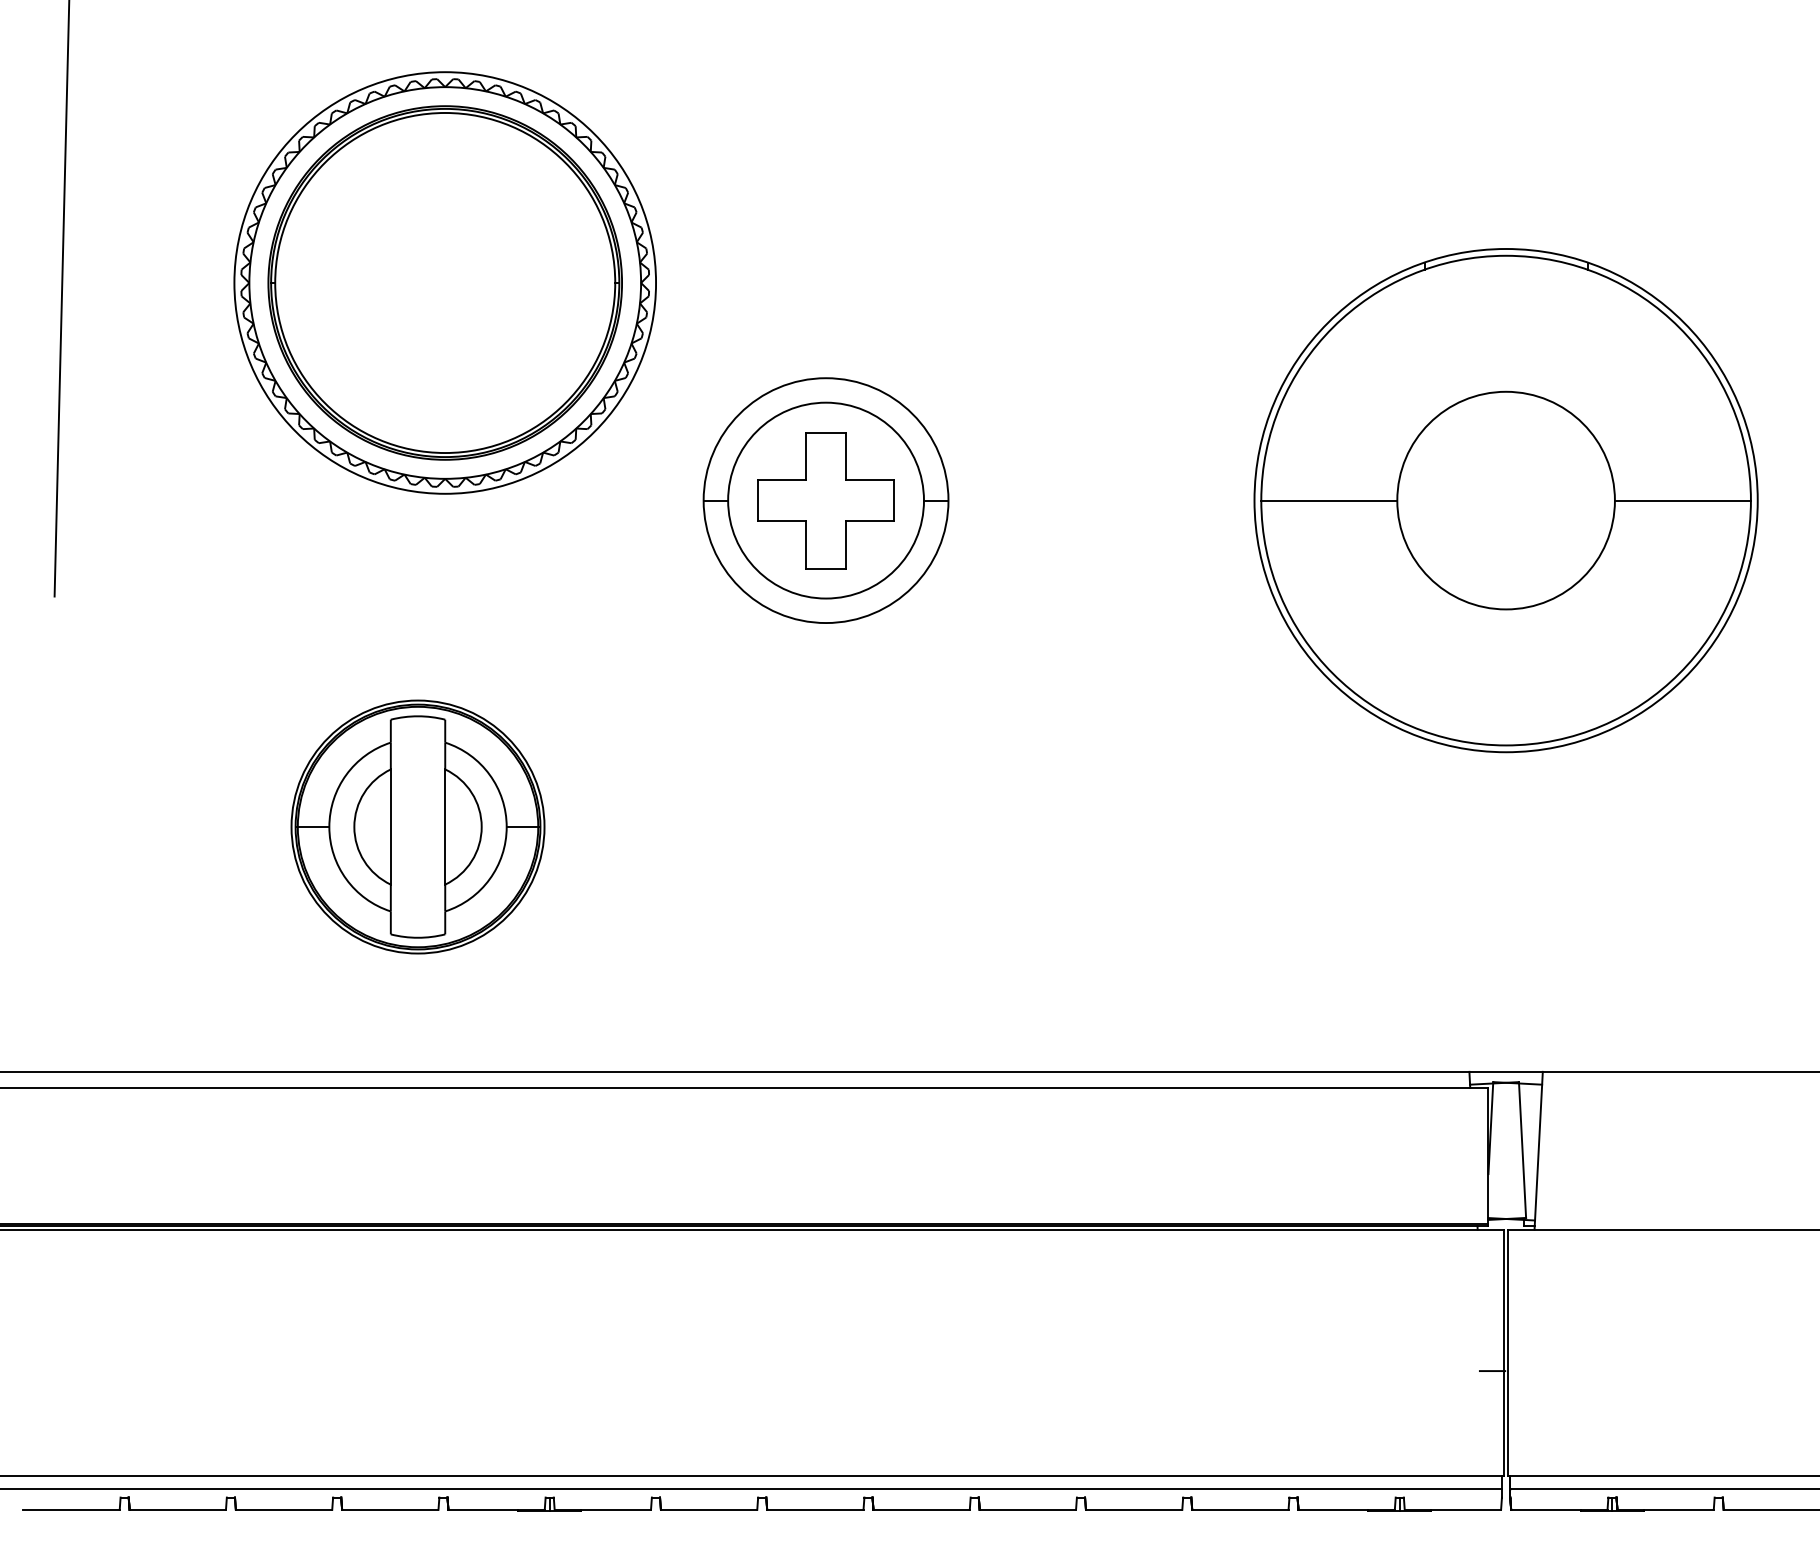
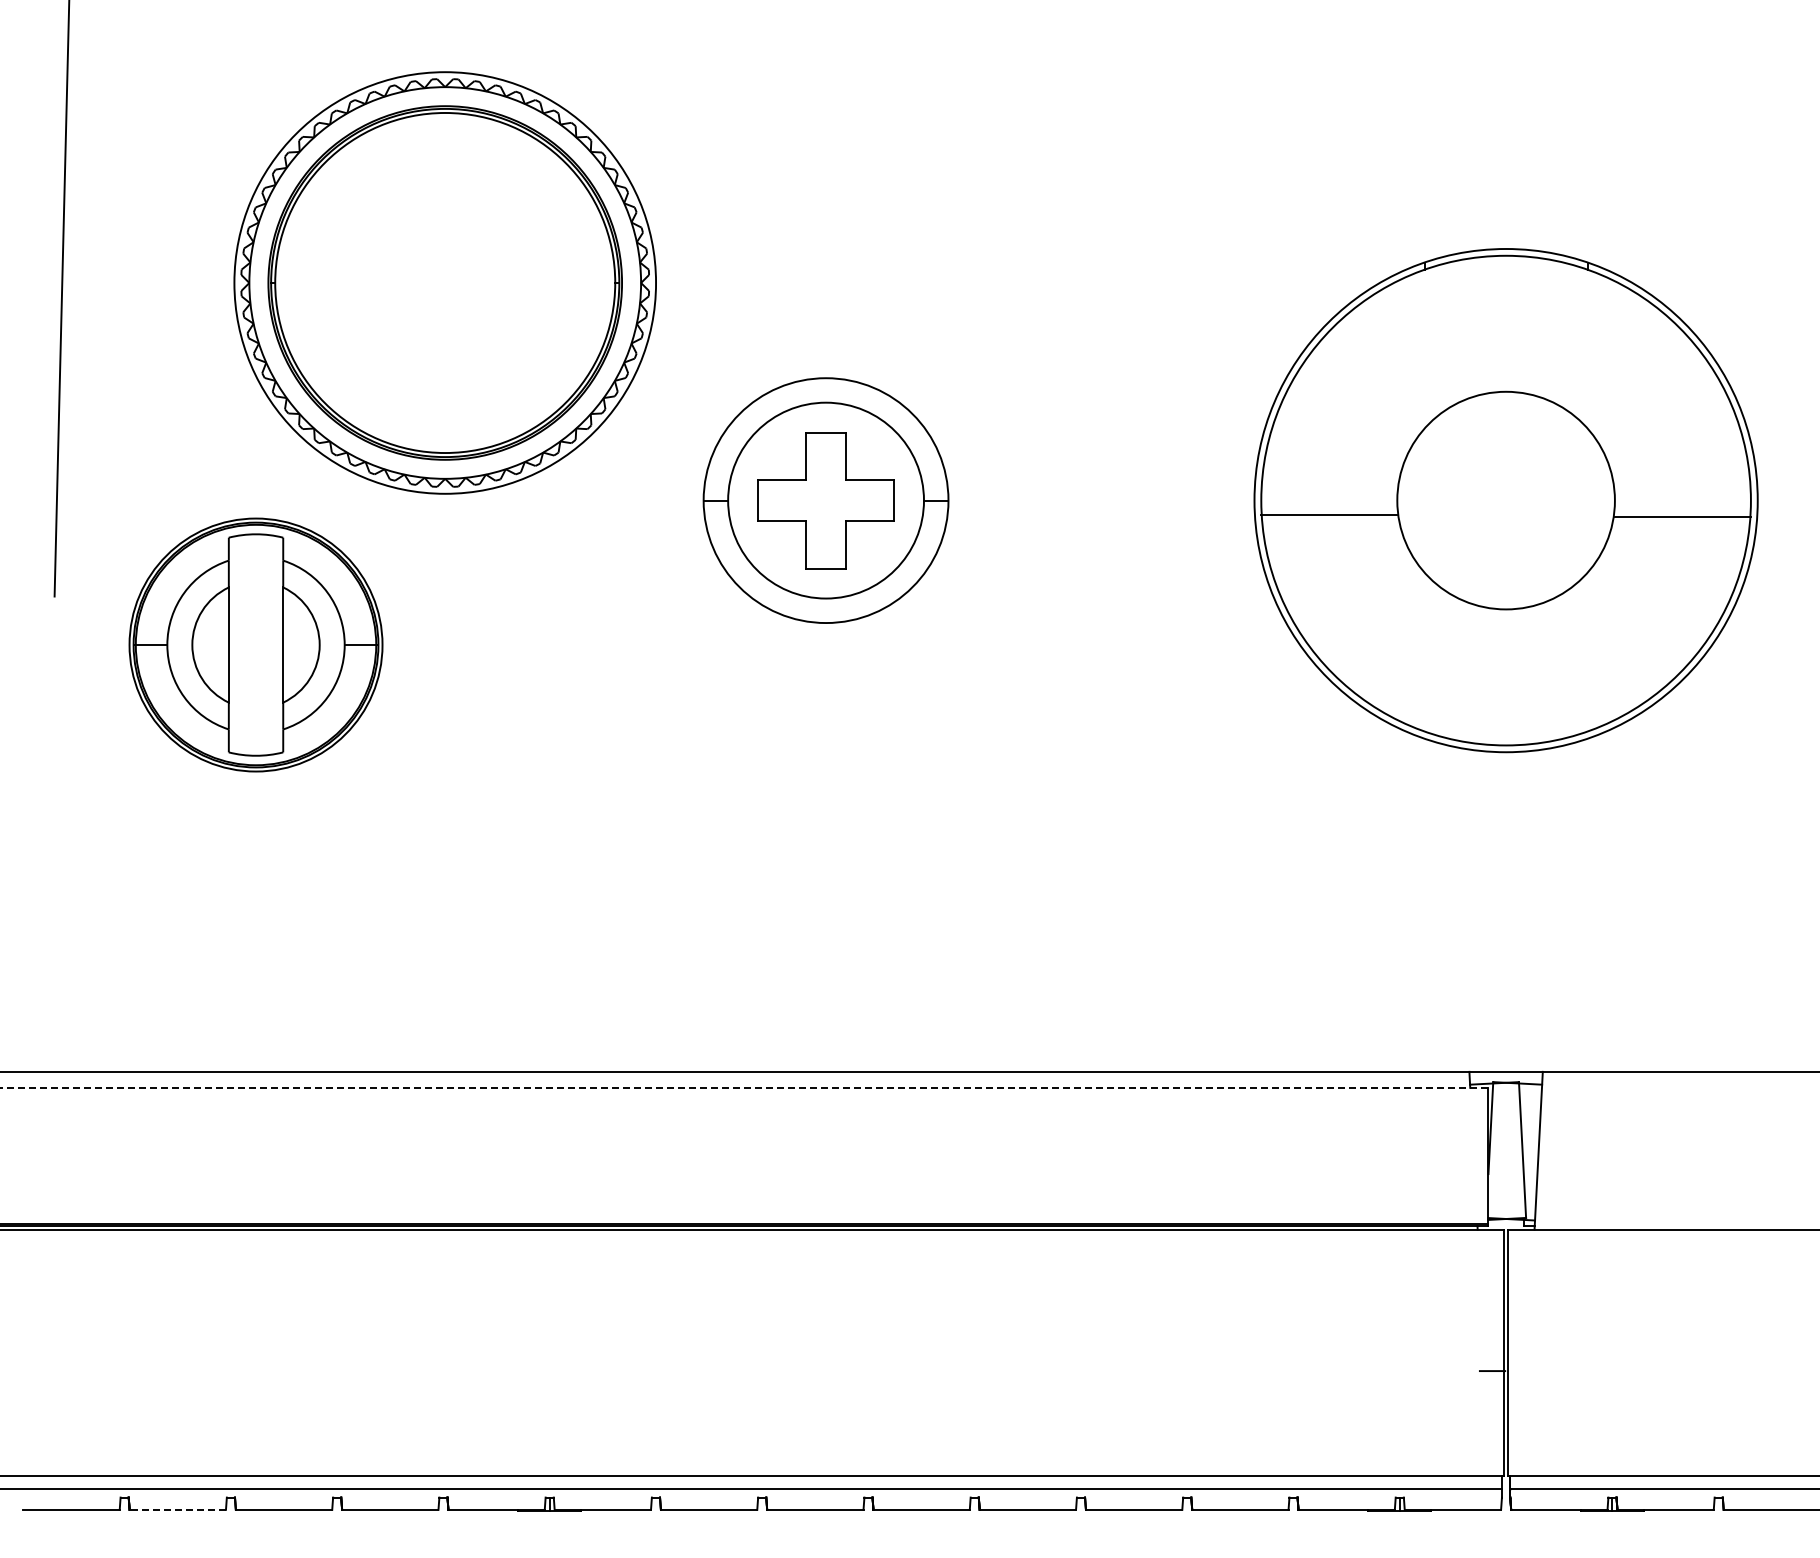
line position: (1329, 500) -> (1329, 514) (1329, 514)
line position: (1682, 500) -> (1682, 516) (1682, 516)
part position: (417, 826) -> (255, 644) (255, 644)
line: solid -> dashed (744, 1087)
line: solid -> dashed (177, 1509)
